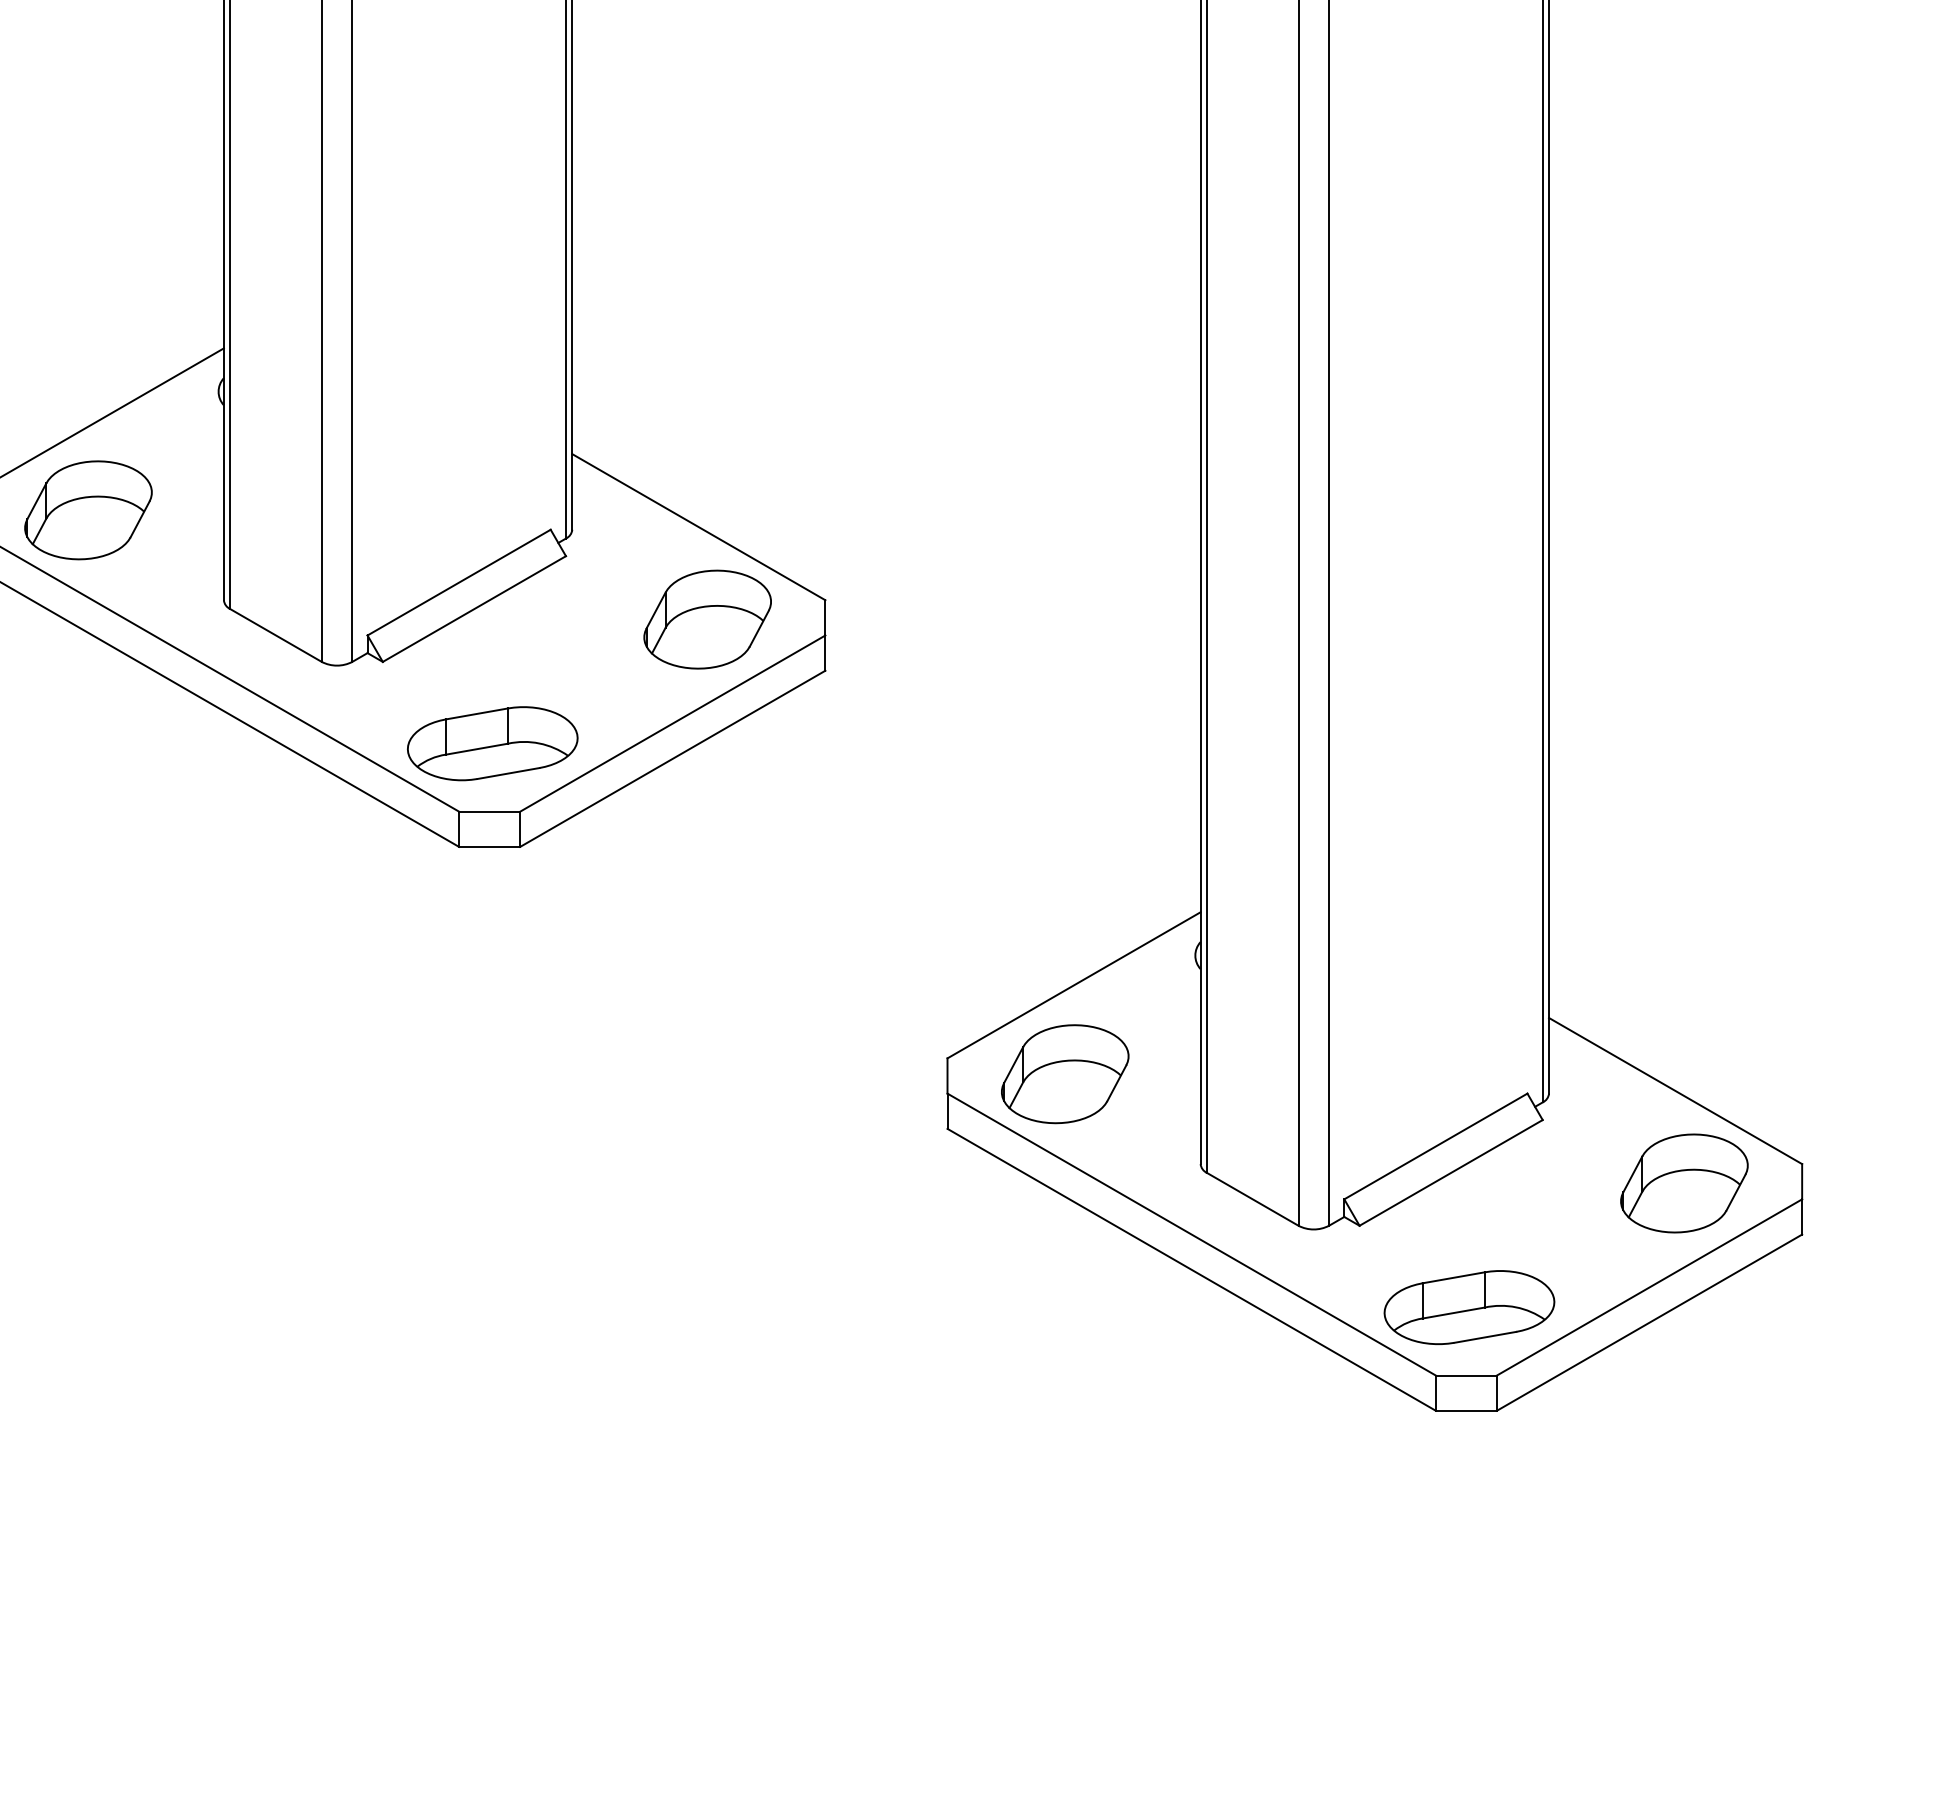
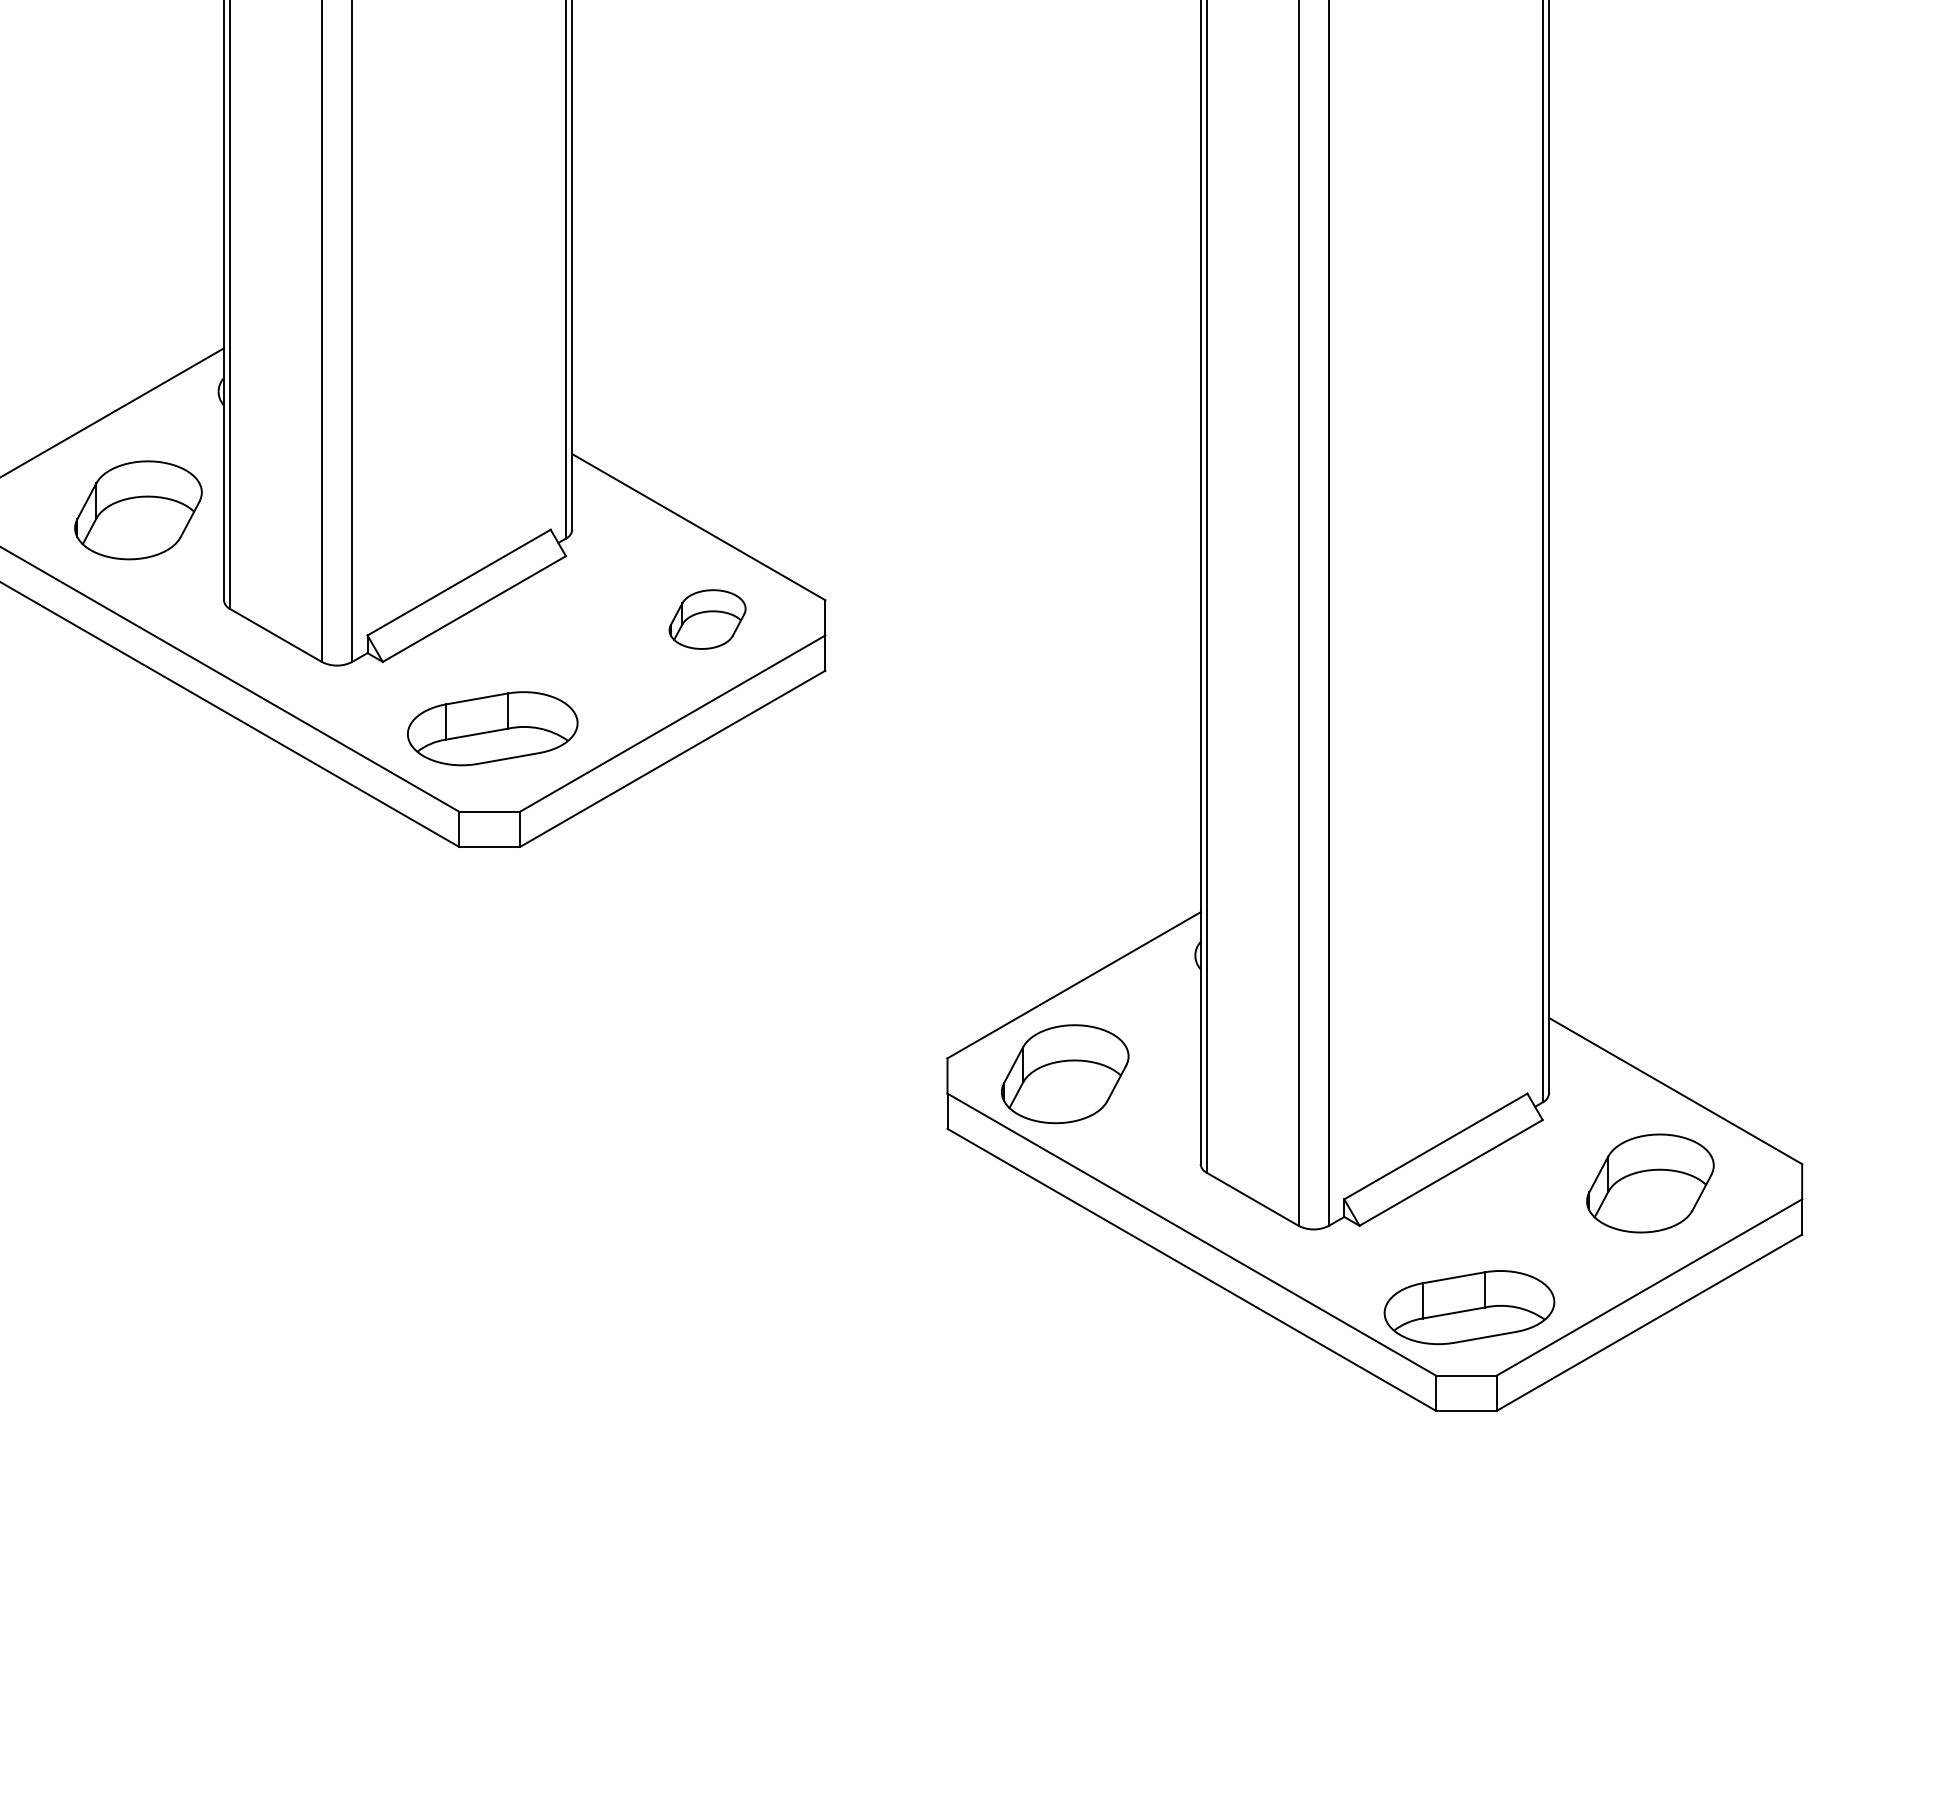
part position: (88, 510) -> (138, 510) (138, 510)
part size: 129x101 px -> 79x61 px (707, 619)
part position: (492, 743) -> (492, 728) (492, 728)
part position: (1684, 1183) -> (1650, 1183) (1650, 1183)
